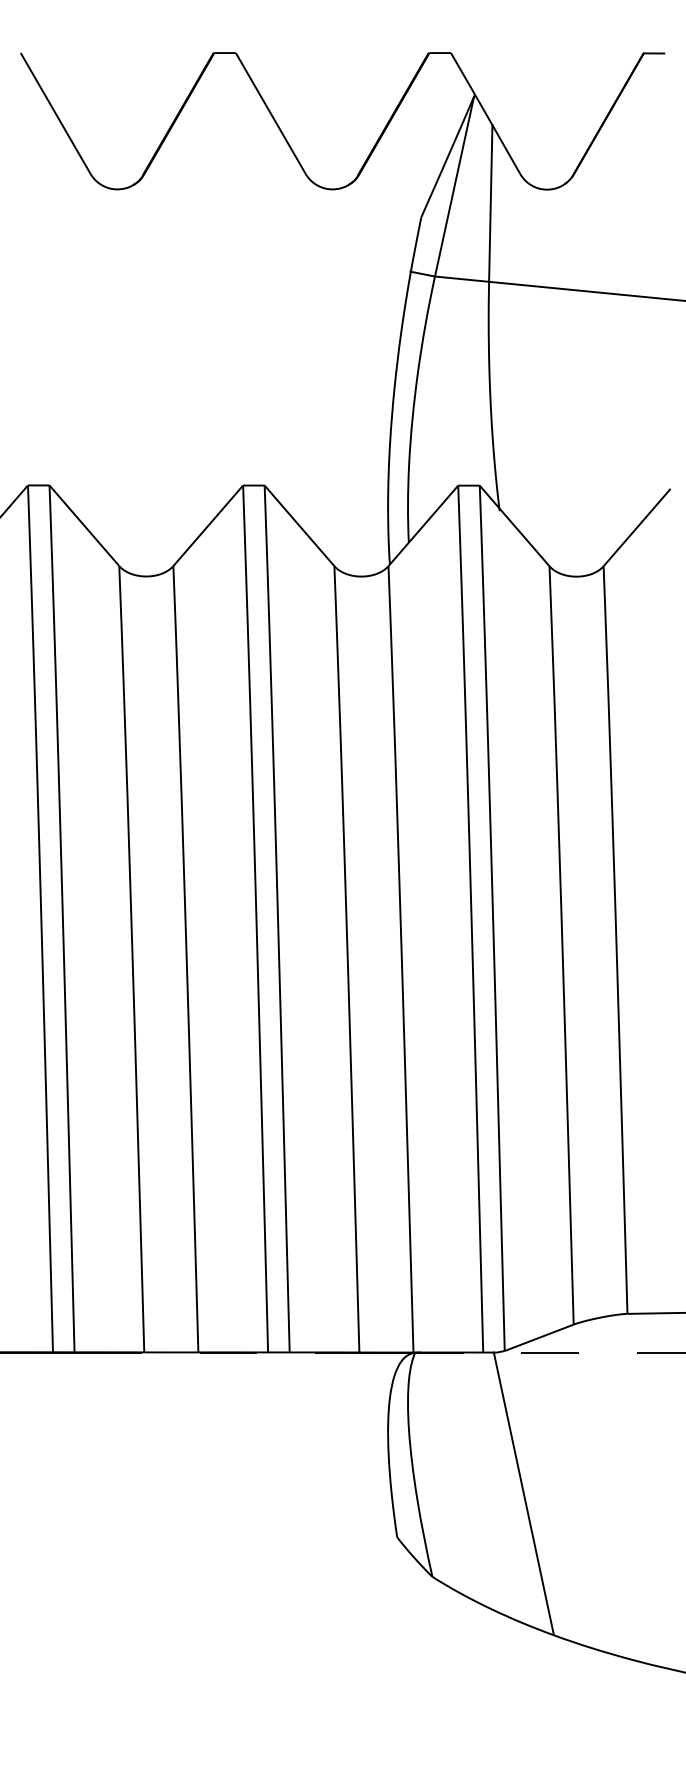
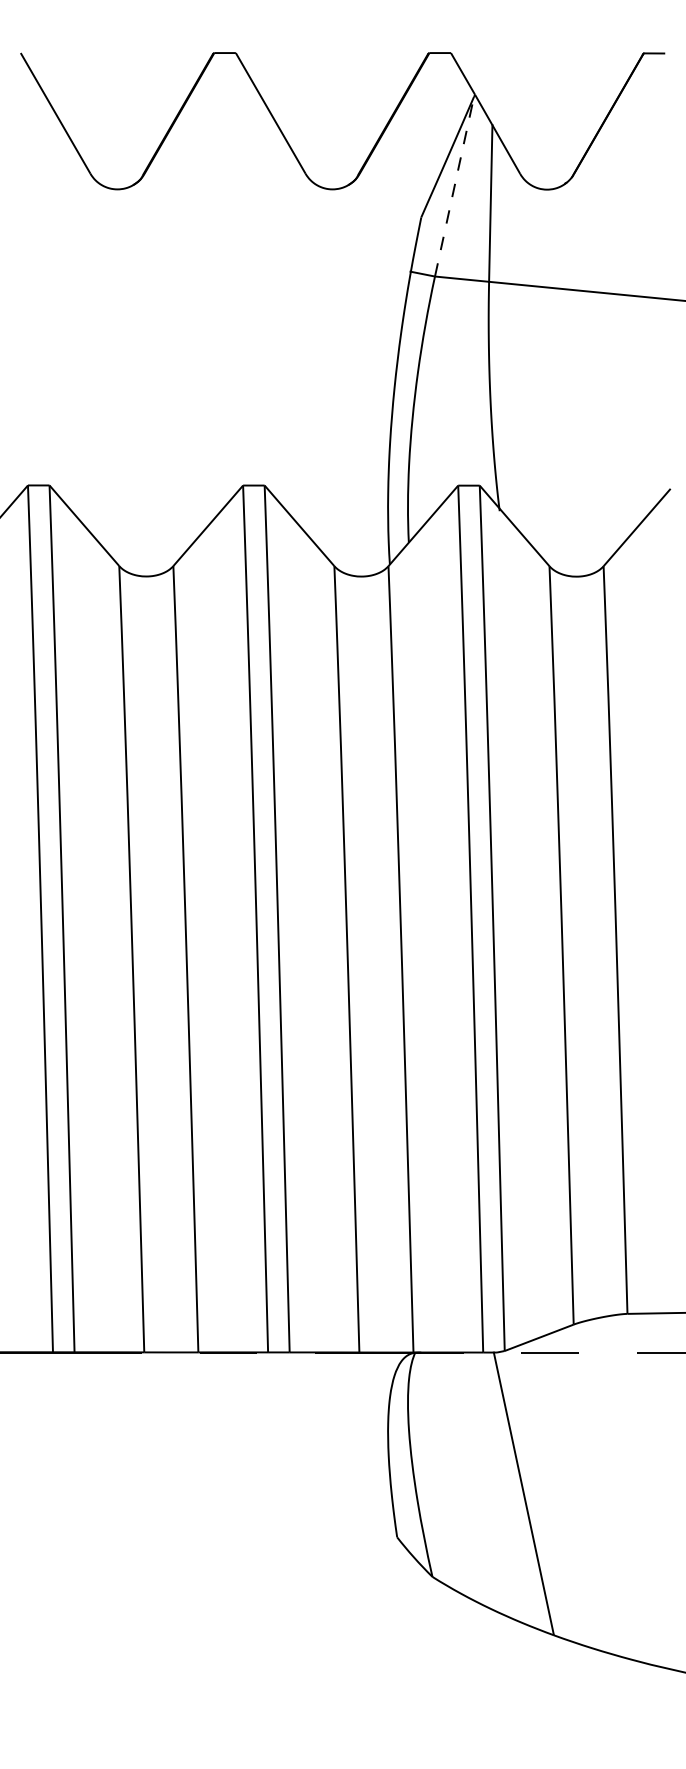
line: solid -> dashed (454, 186)
